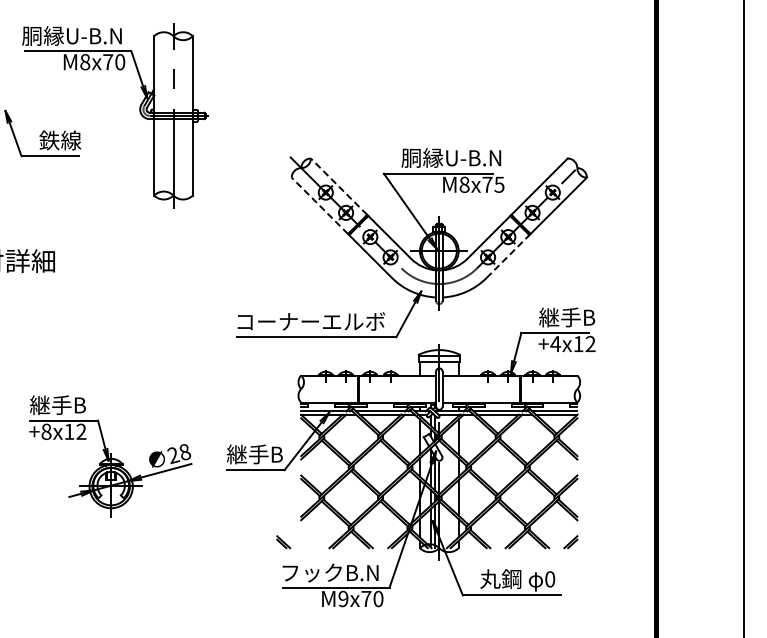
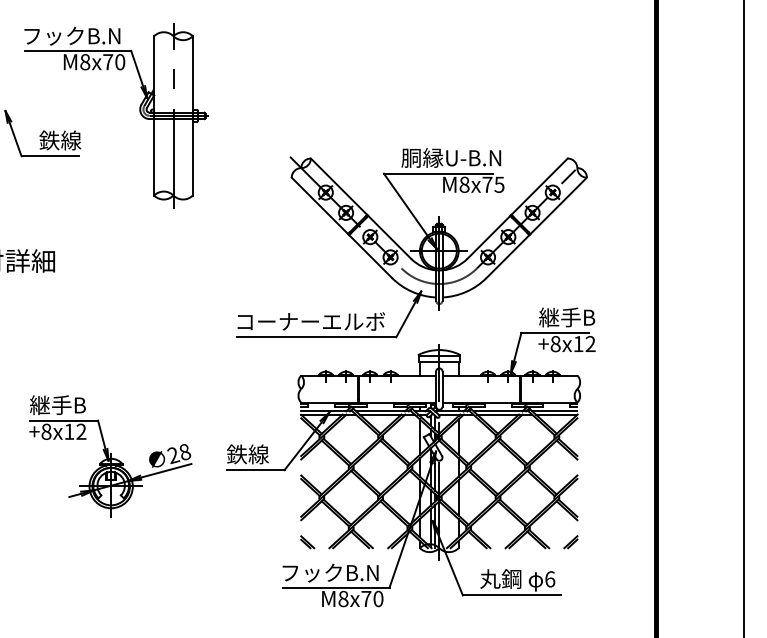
text: 胴縁U-B.N -> フックB.N (71, 35)
line: dashed -> solid (339, 186)
line: dashed -> solid (319, 205)
line: dashed -> solid (508, 256)
text: +4x12 -> +8x12 (555, 344)
text: 継手B -> 鉄線 (254, 454)
part position: (283, 542) -> (307, 542) (307, 542)
text: 0 -> 6 (550, 579)
text: M9x70 -> M8x70 (343, 598)
